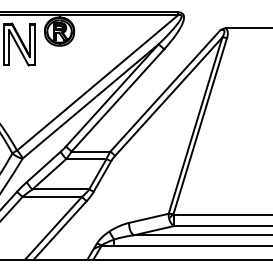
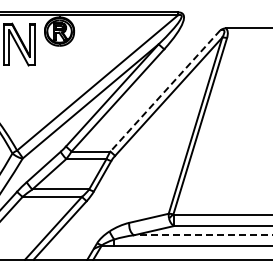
line: solid -> dashed (165, 90)
line: solid -> dashed (202, 235)
